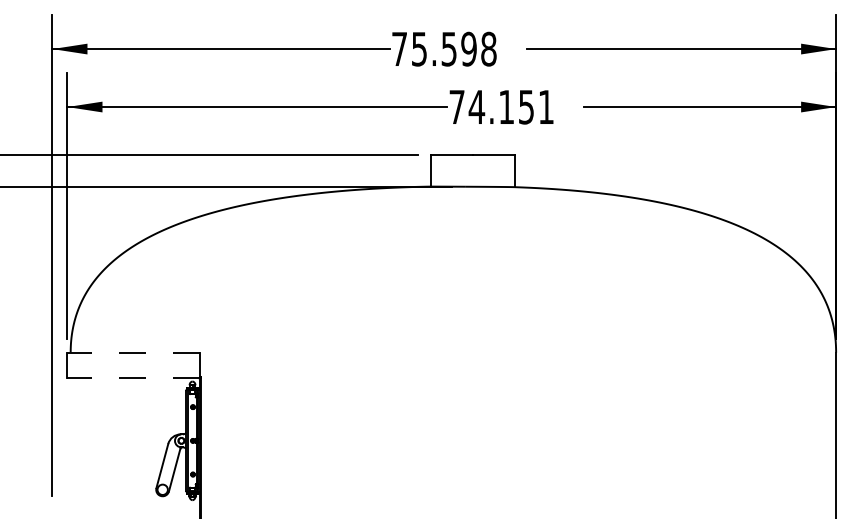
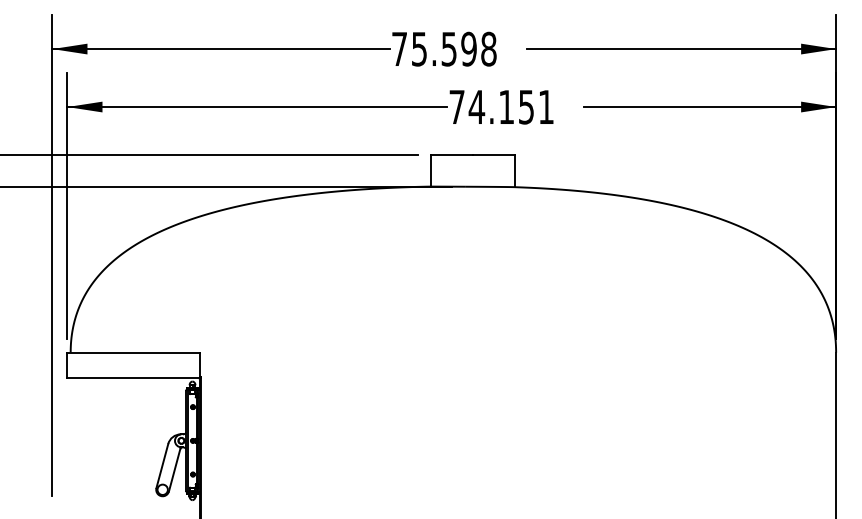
line: dashed -> solid (133, 352)
line: dashed -> solid (133, 378)
